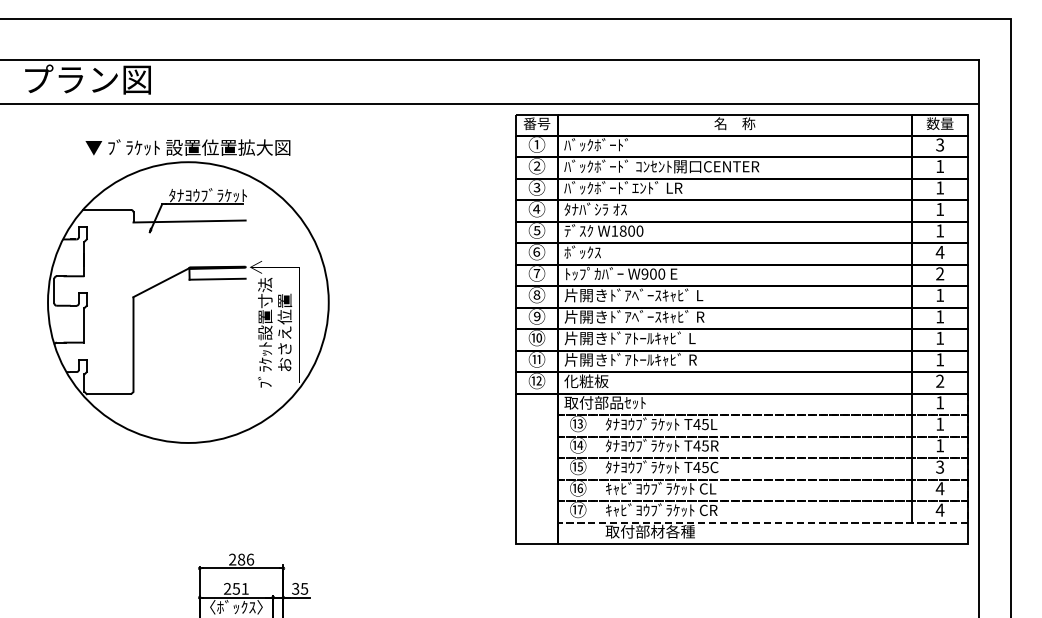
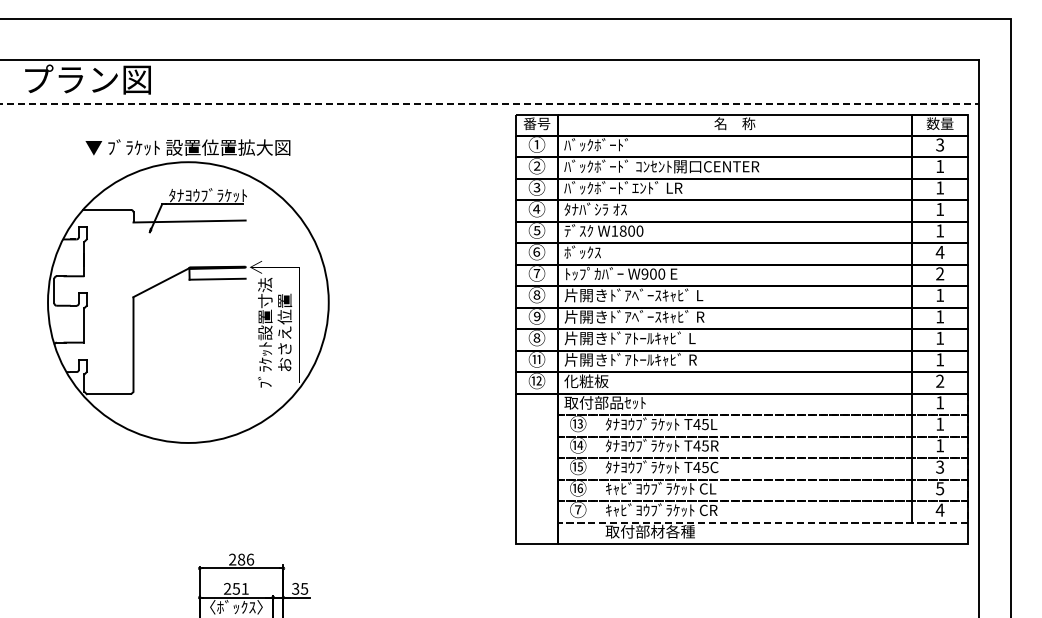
line: solid -> dashed (490, 103)
text: ⑩ -> ⑧ (536, 337)
text: 4 -> 5 (939, 488)
text: ⑰ -> ⑦ (577, 509)
